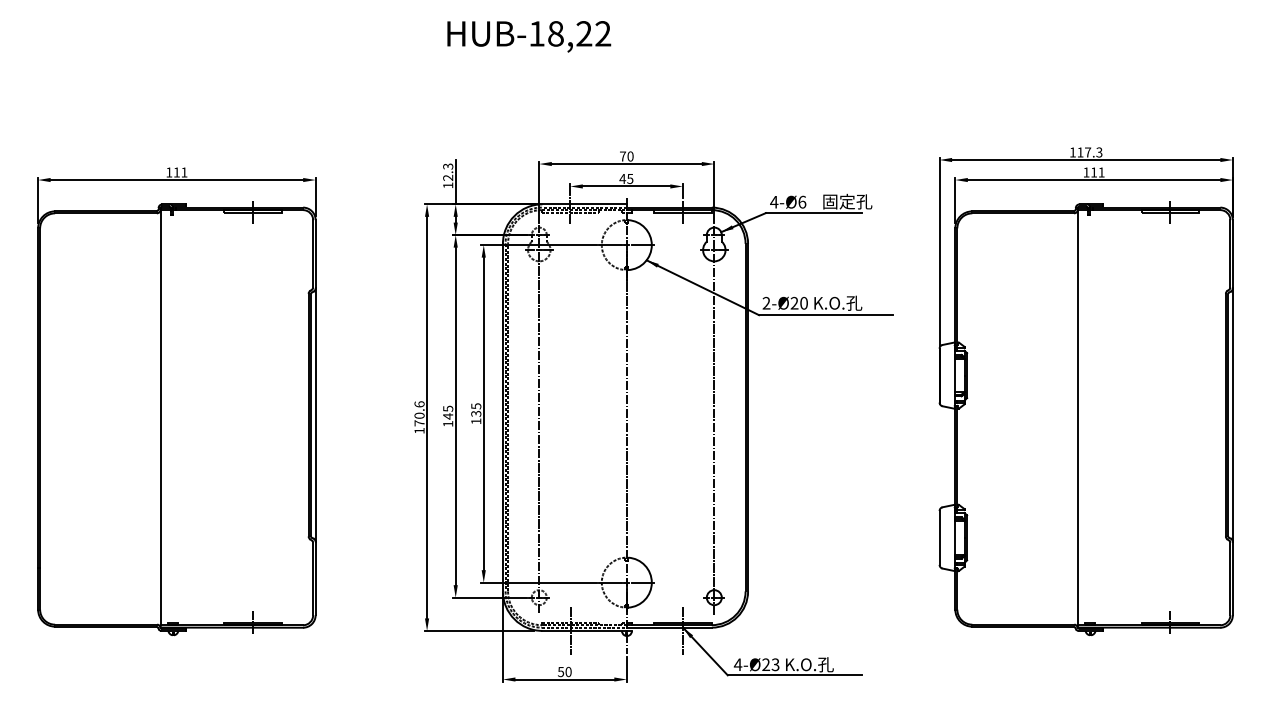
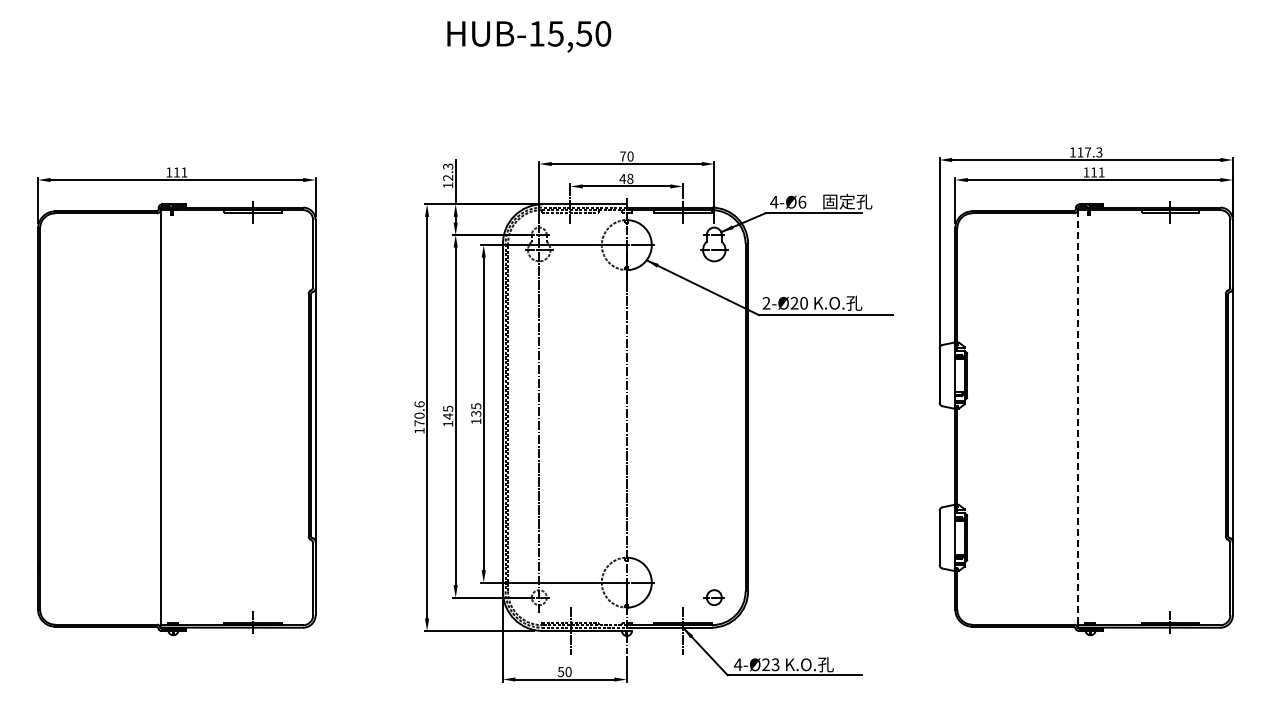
text: HUB-18,22 -> HUB-15,50 (579, 33)
text: 45 -> 48 (630, 178)
line: solid -> dashed (1077, 417)
line: present -> none (714, 419)
